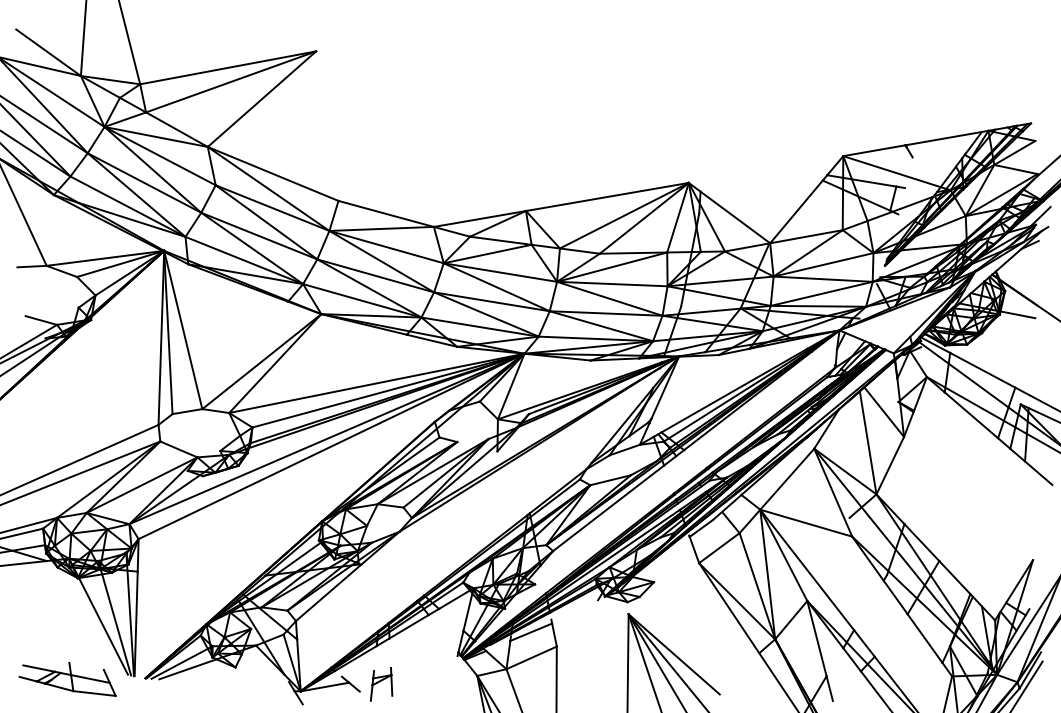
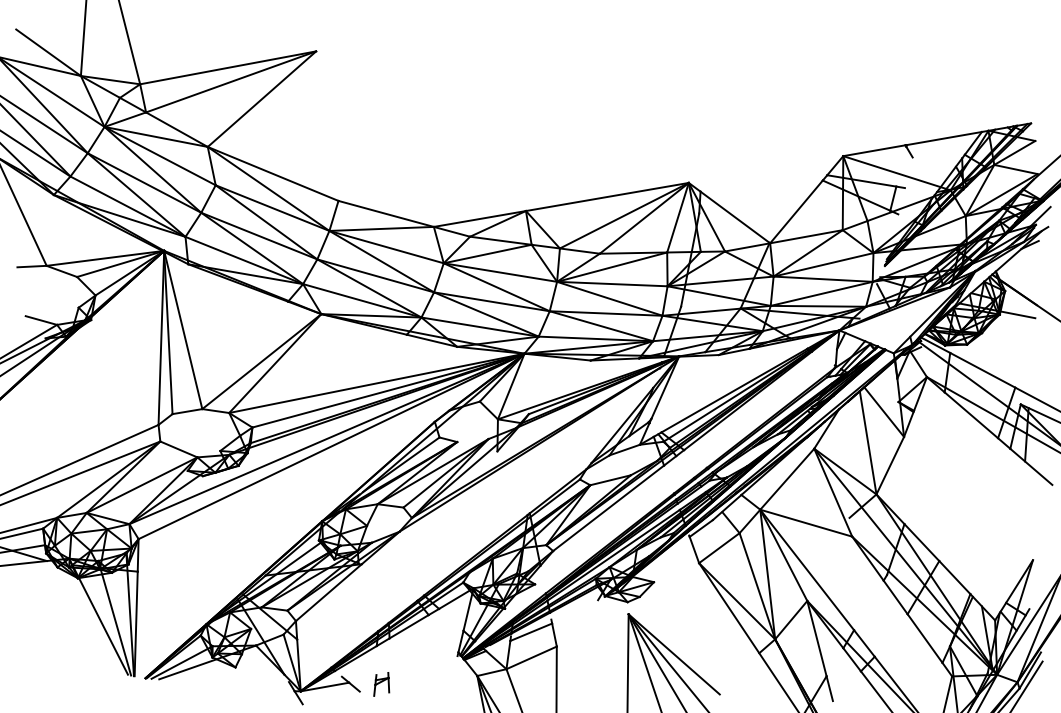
part: present -> none (67, 679)
part size: 24x35 px -> 18x25 px (381, 684)
